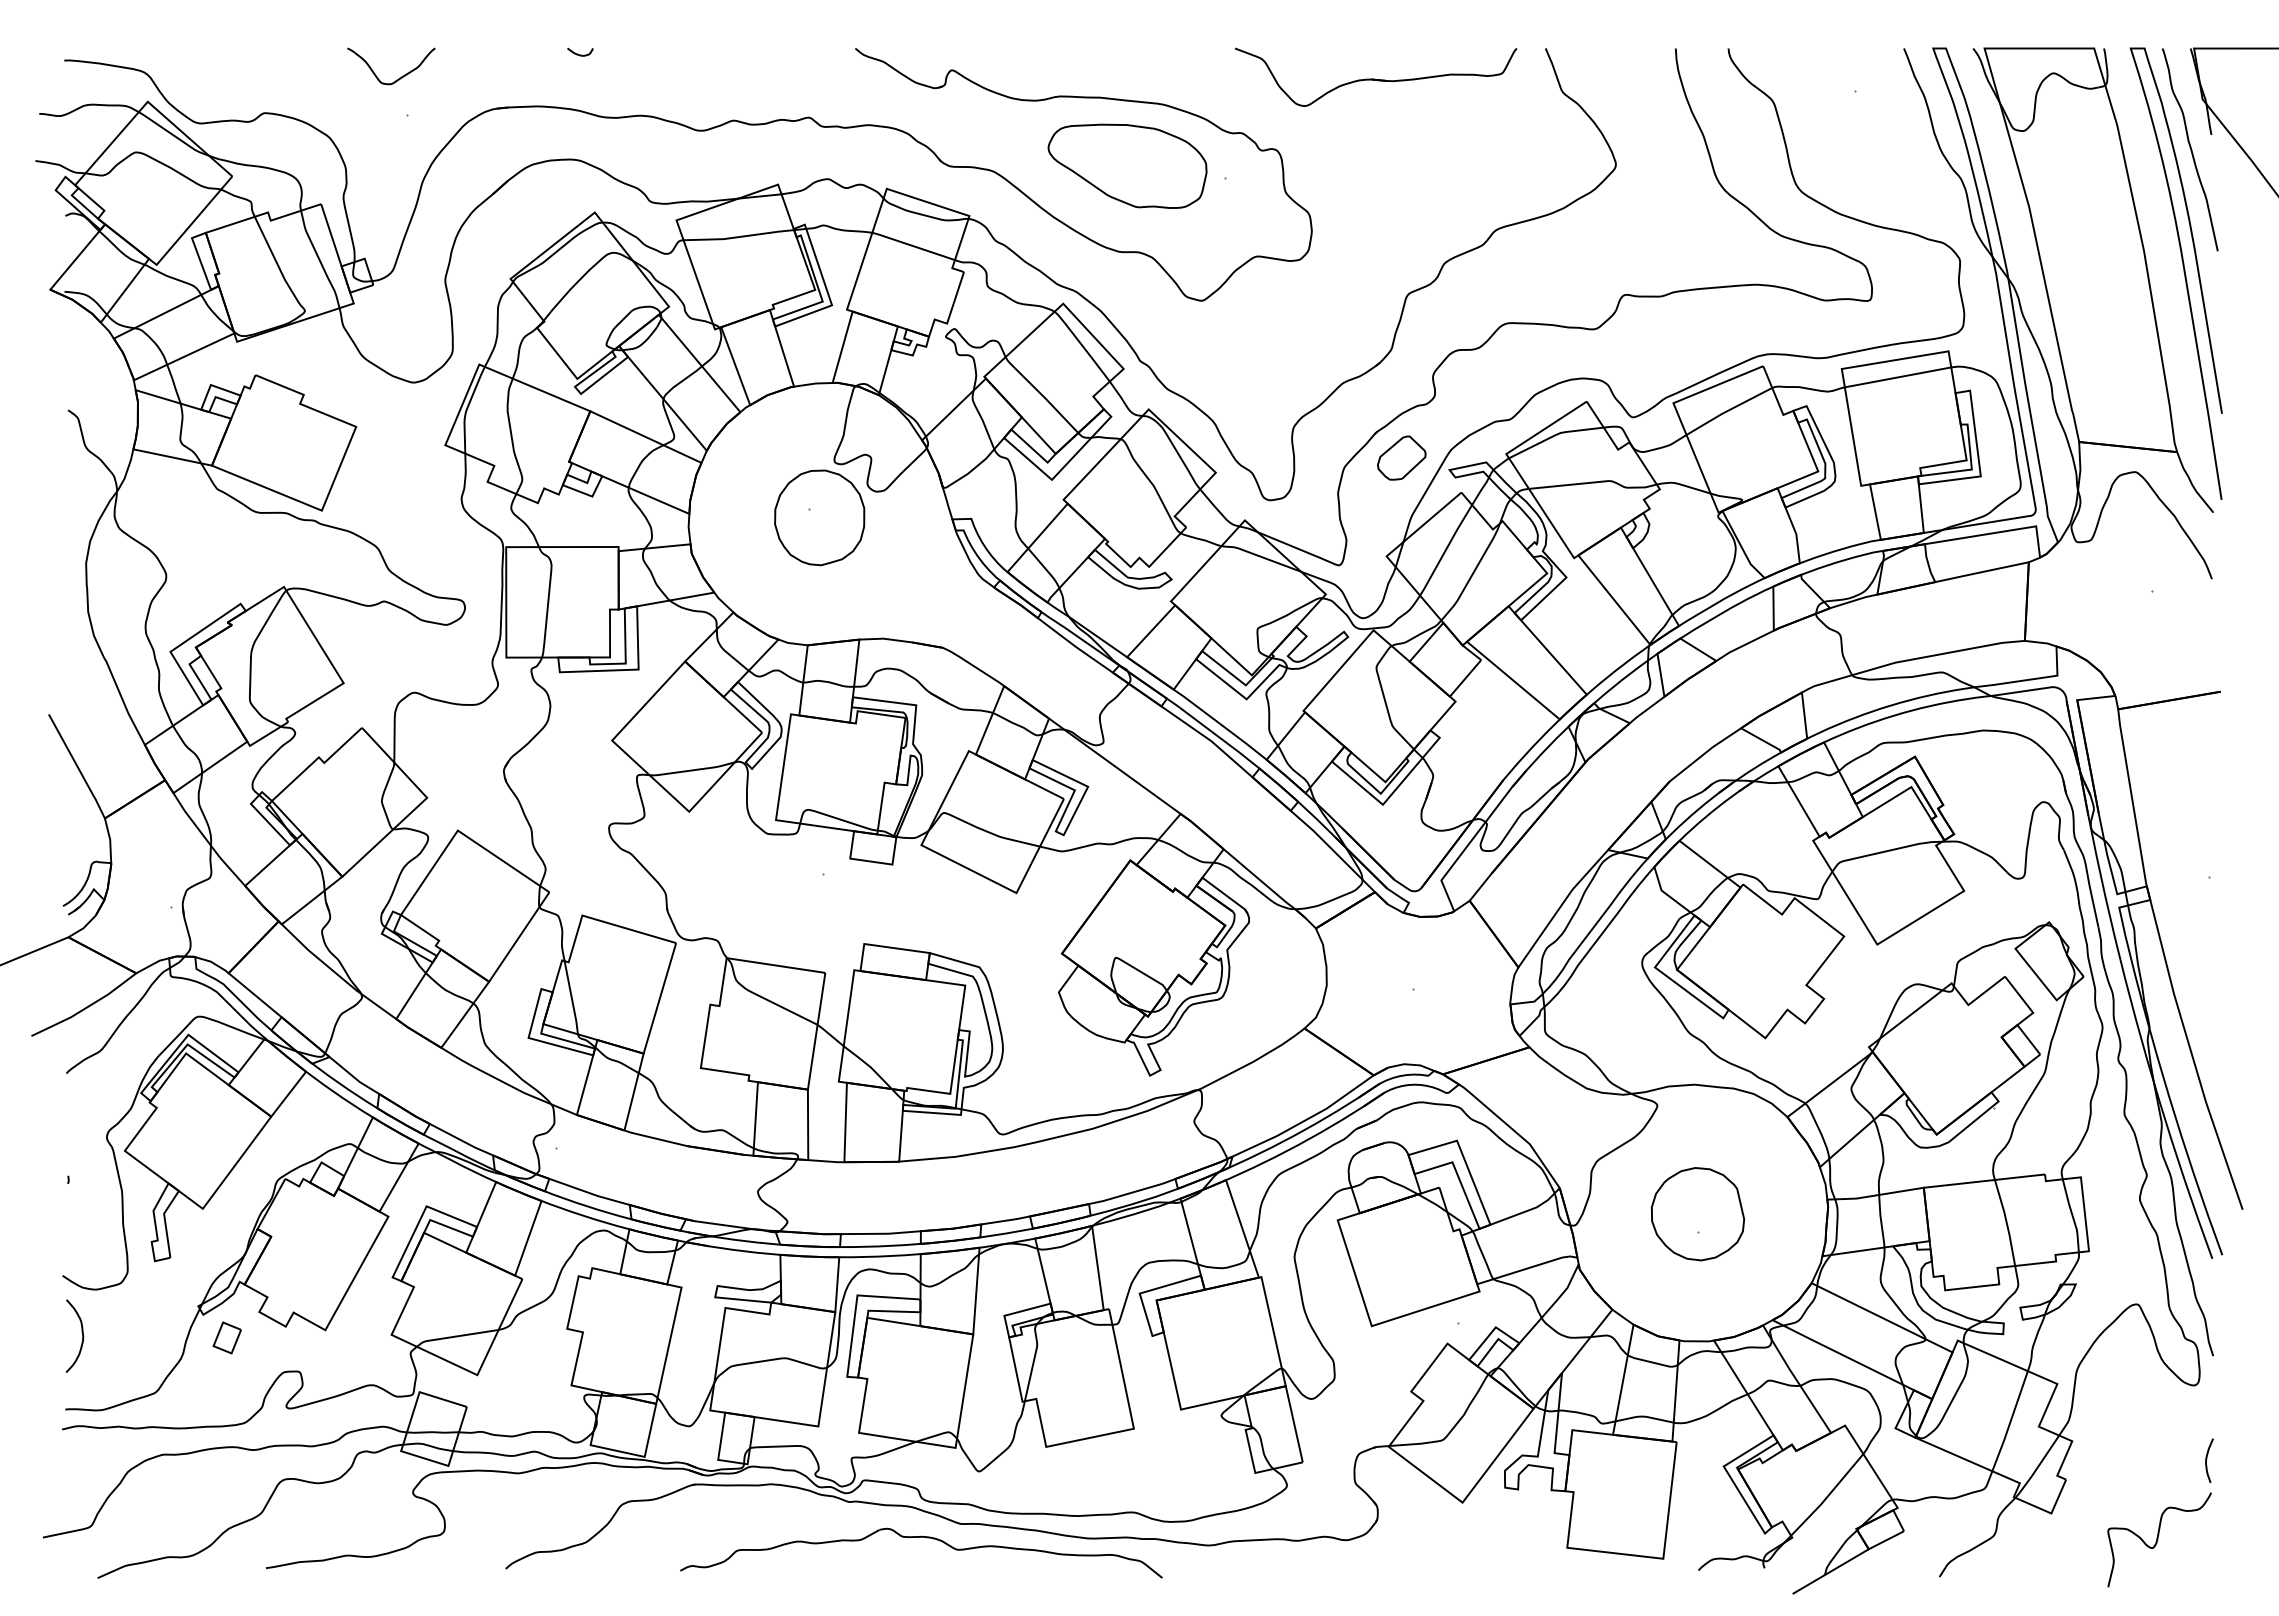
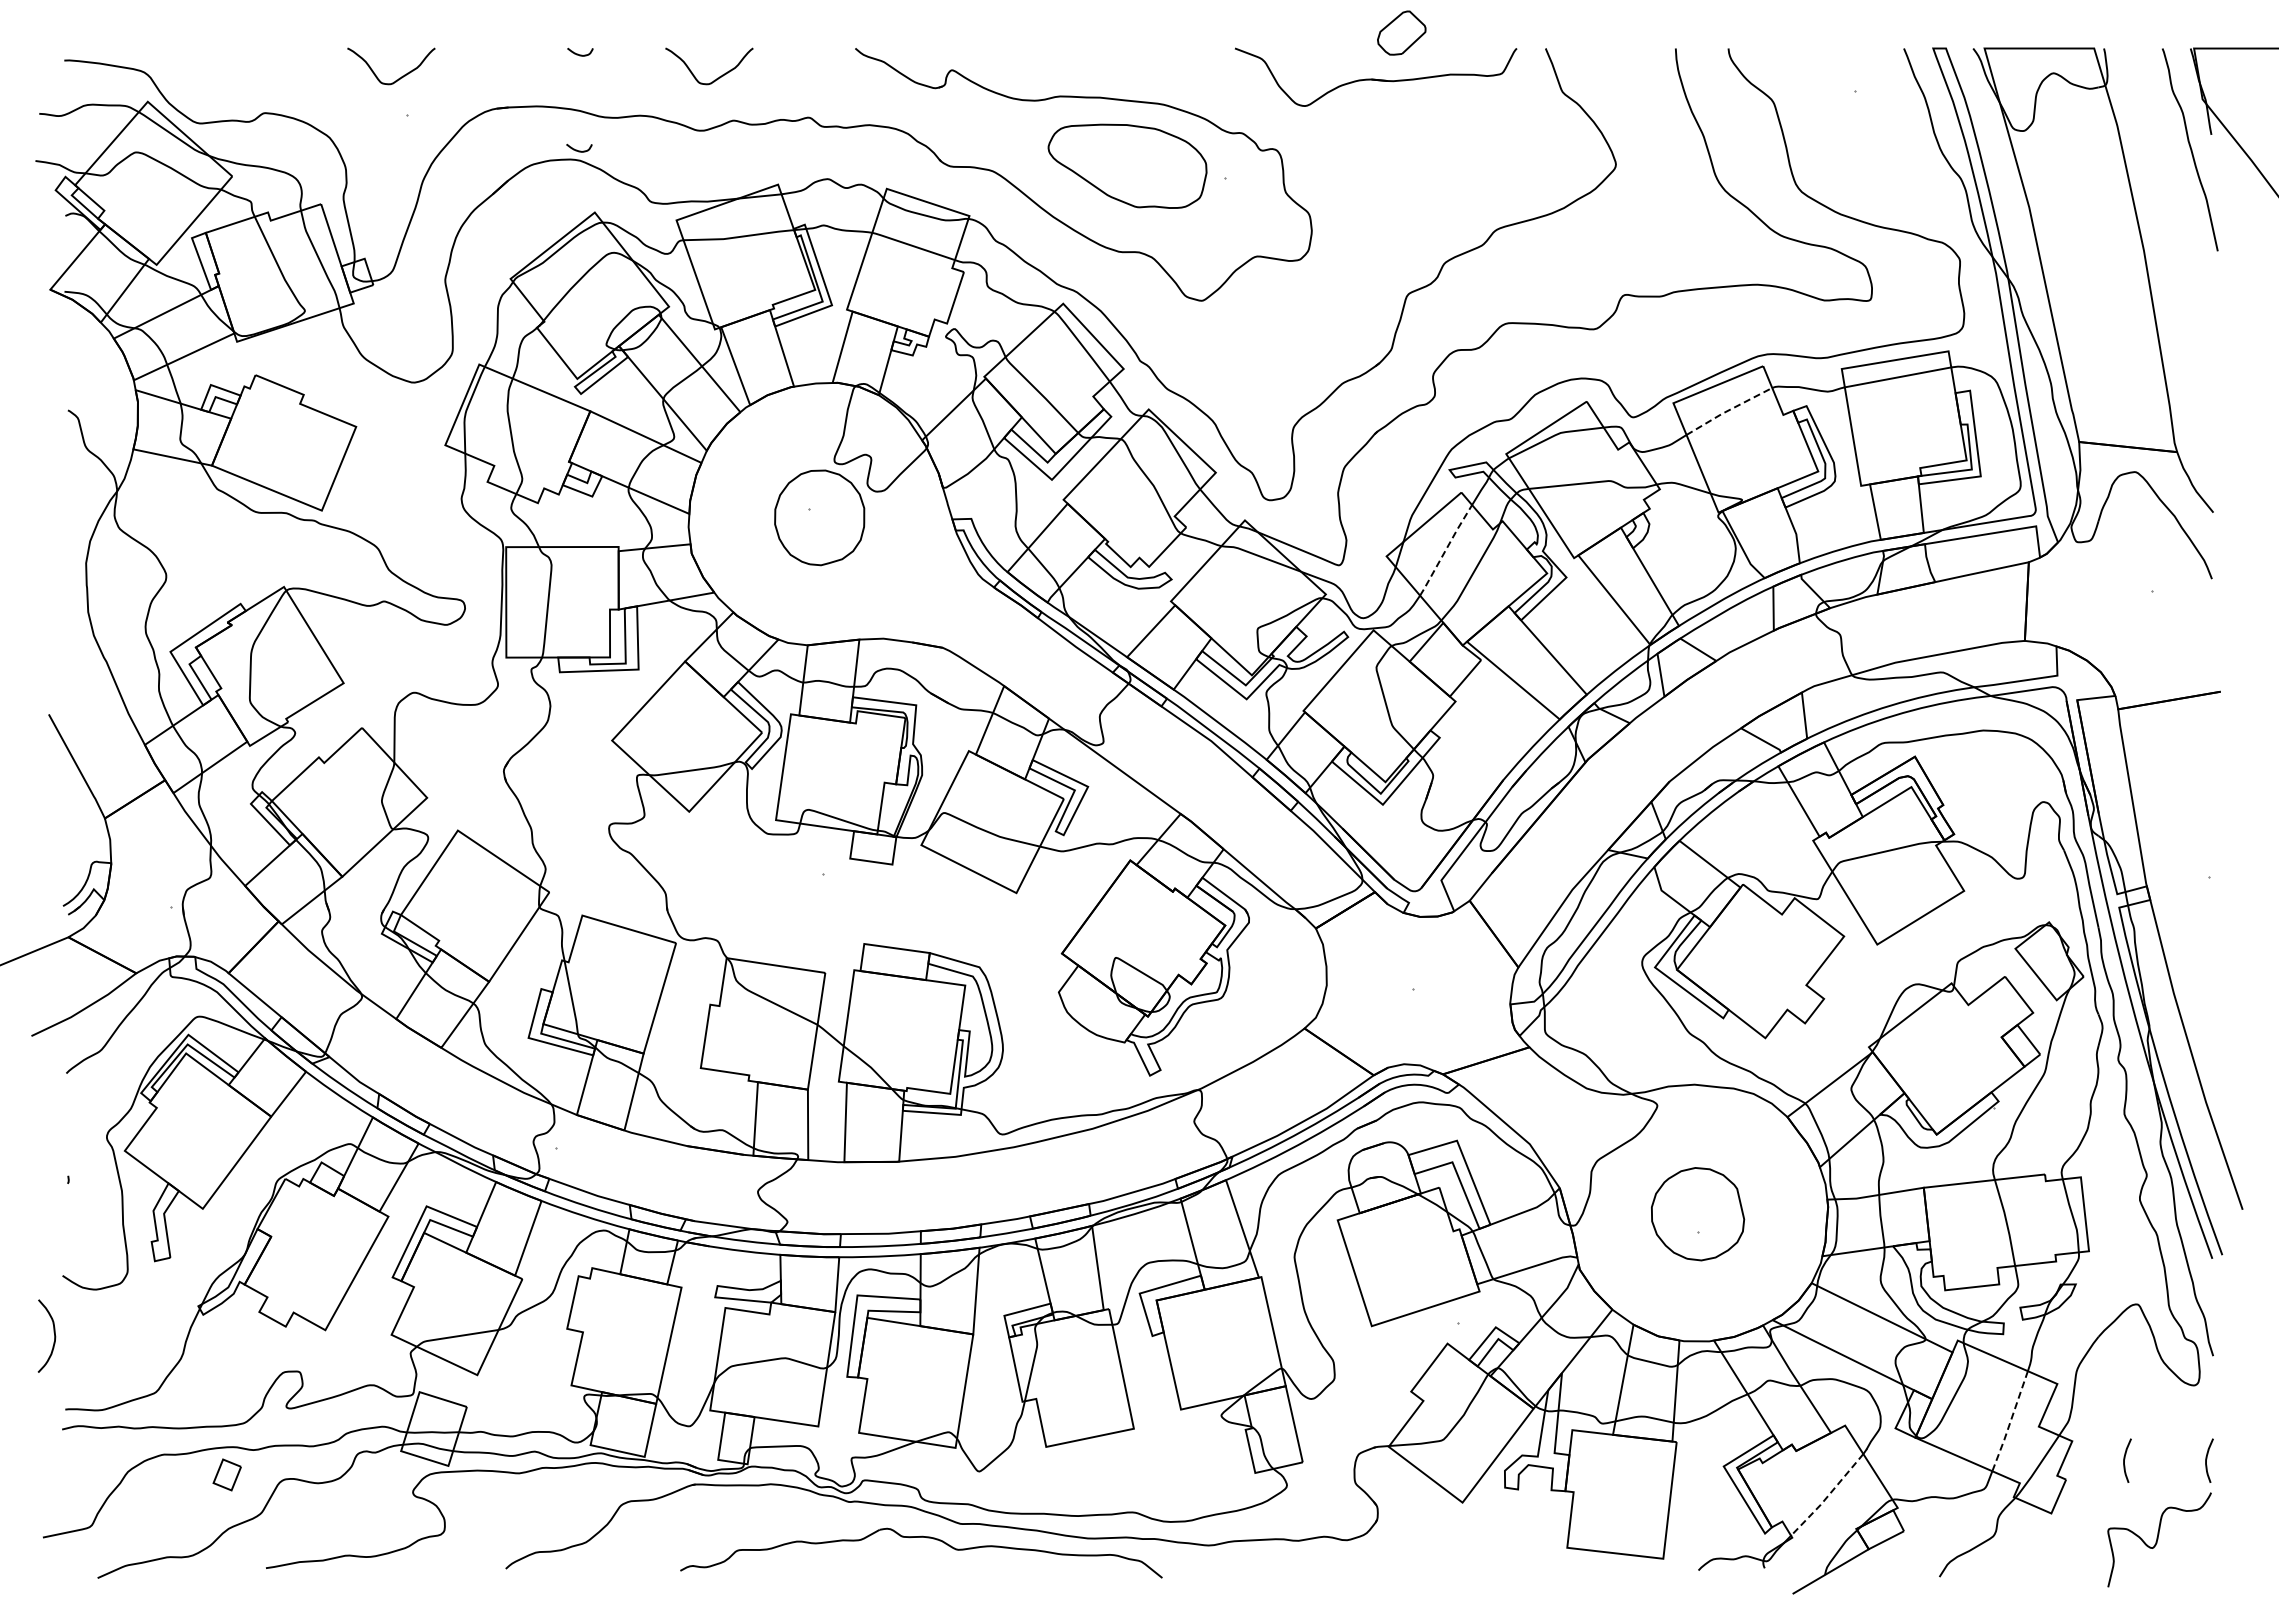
curve: none -> present (717, 77)
curve: none -> present (577, 149)
curve: present -> none (2183, 272)
line: solid -> dashed (1728, 410)
part position: (1401, 457) -> (1401, 32) (1401, 32)
line: solid -> dashed (1446, 549)
curve position: (81, 1332) -> (53, 1332) (53, 1332)
part position: (226, 1337) -> (226, 1474) (226, 1474)
line: solid -> dashed (2010, 1422)
curve: none -> present (2125, 1459)
line: solid -> dashed (1827, 1496)
